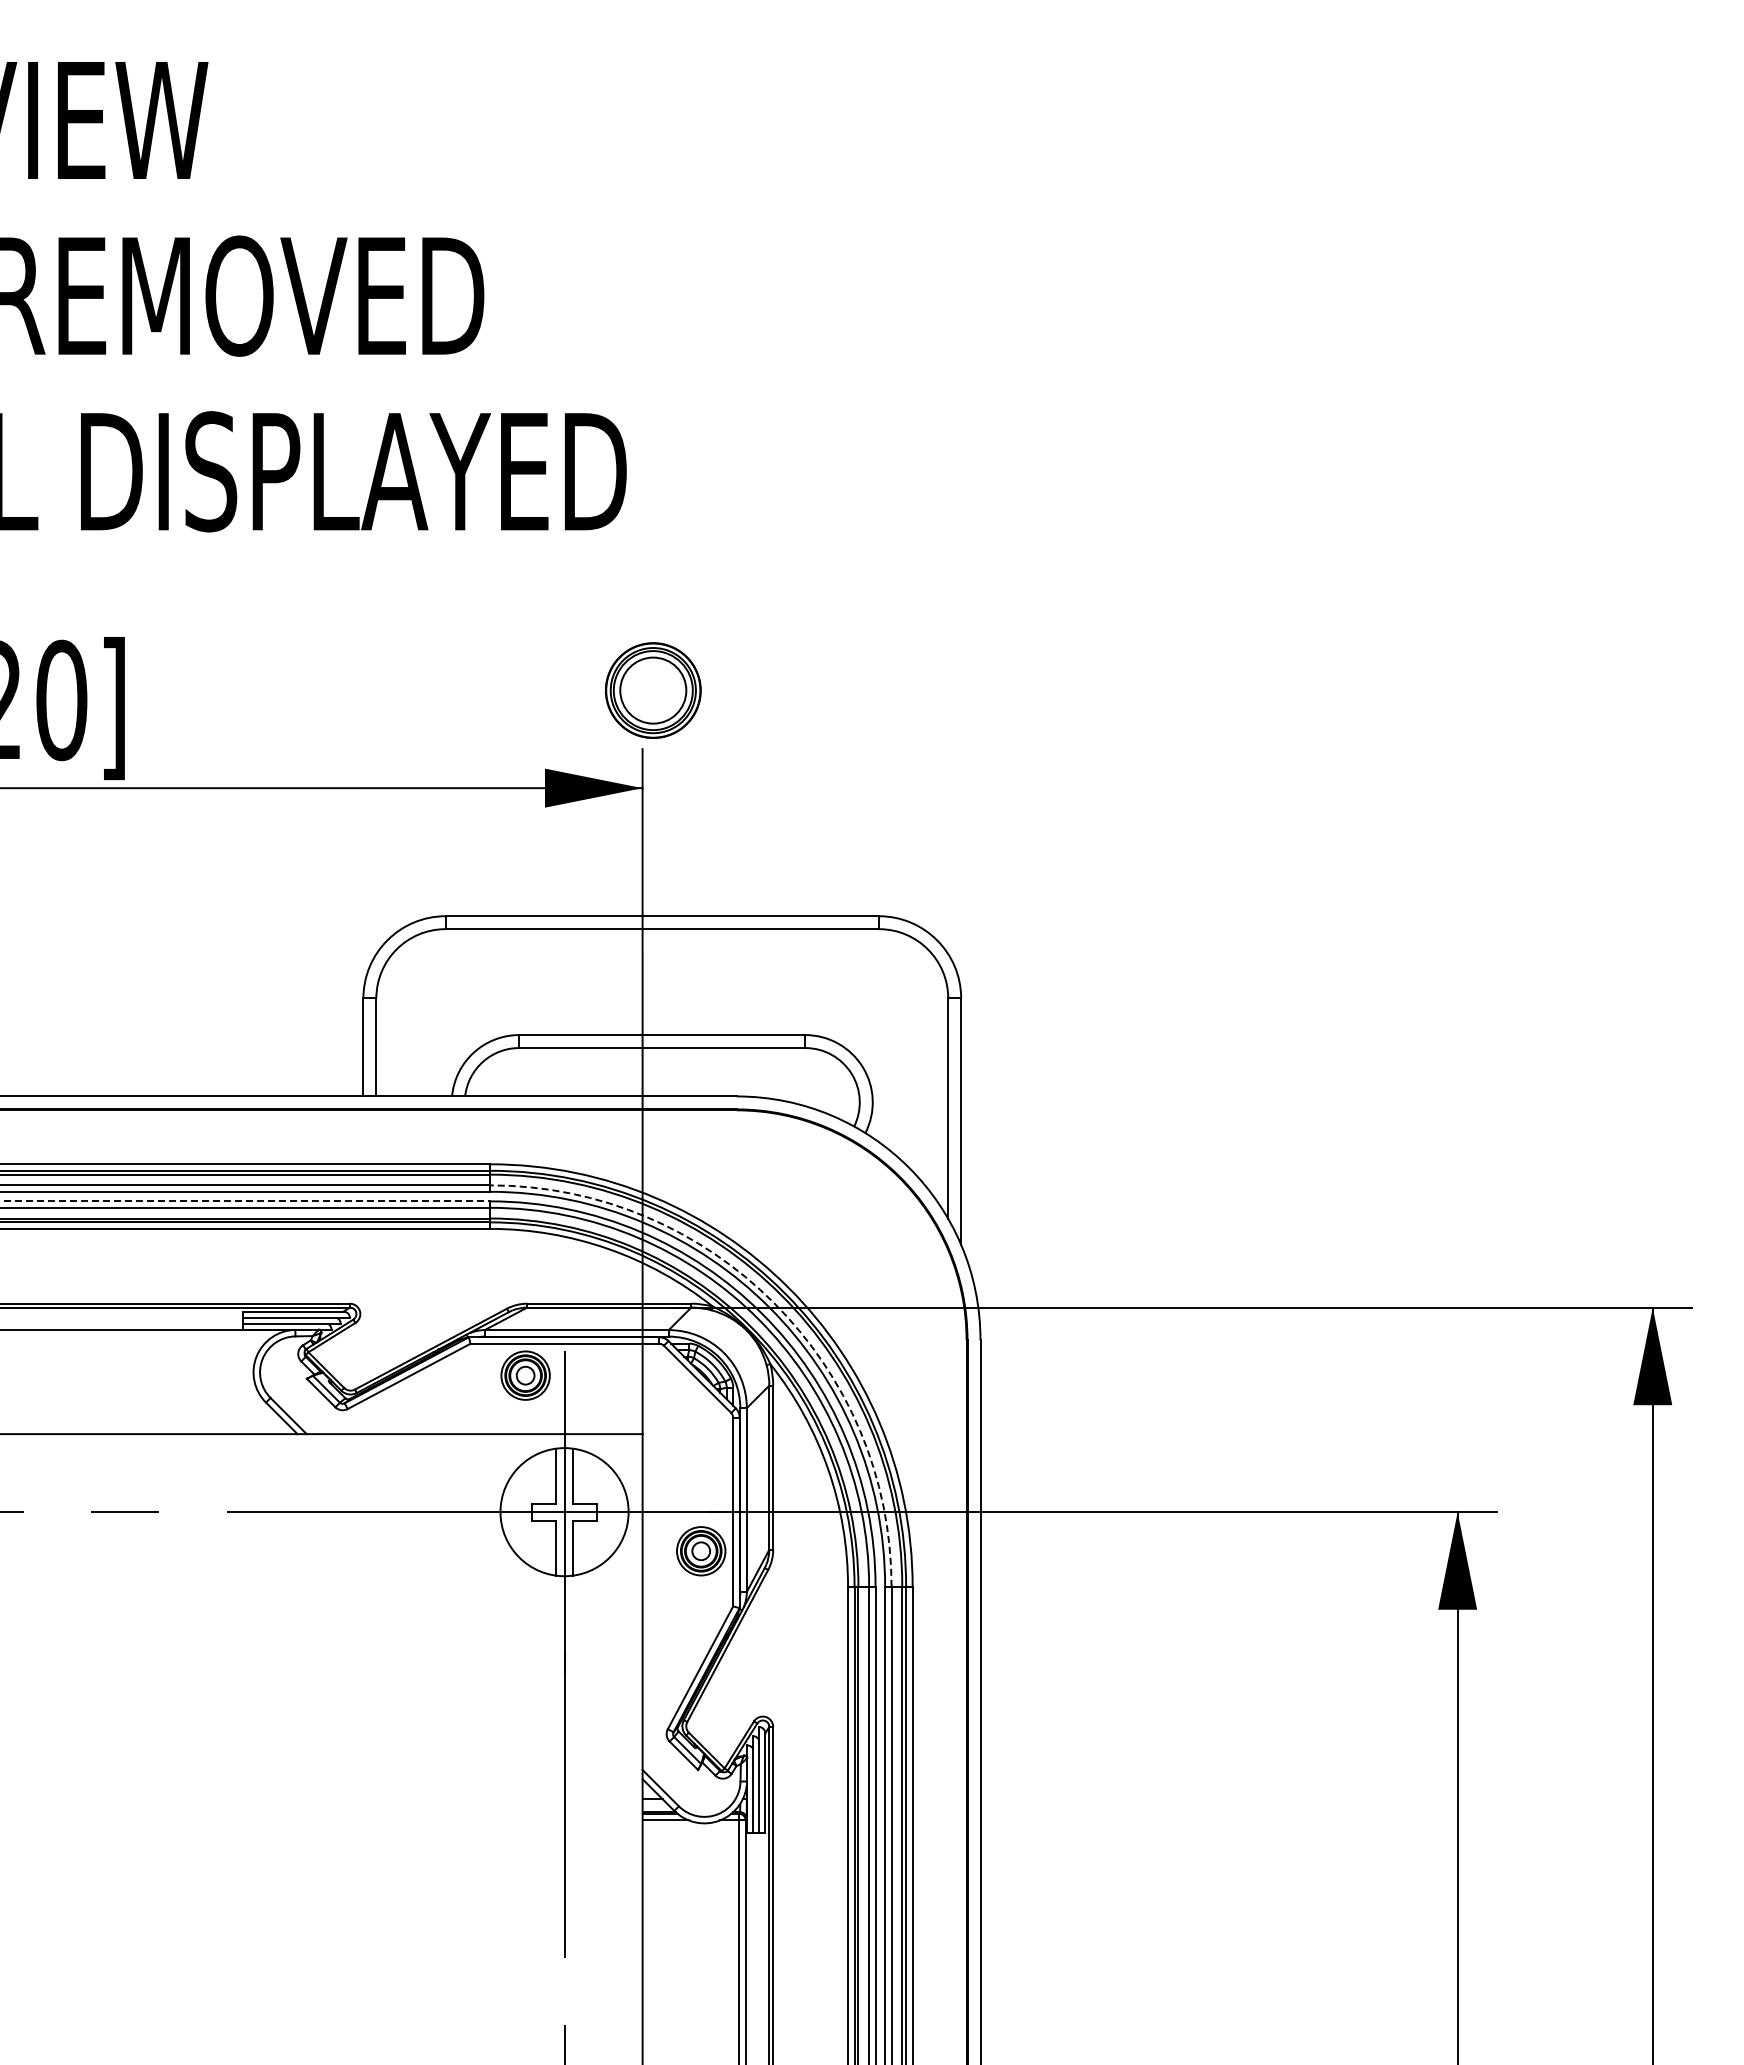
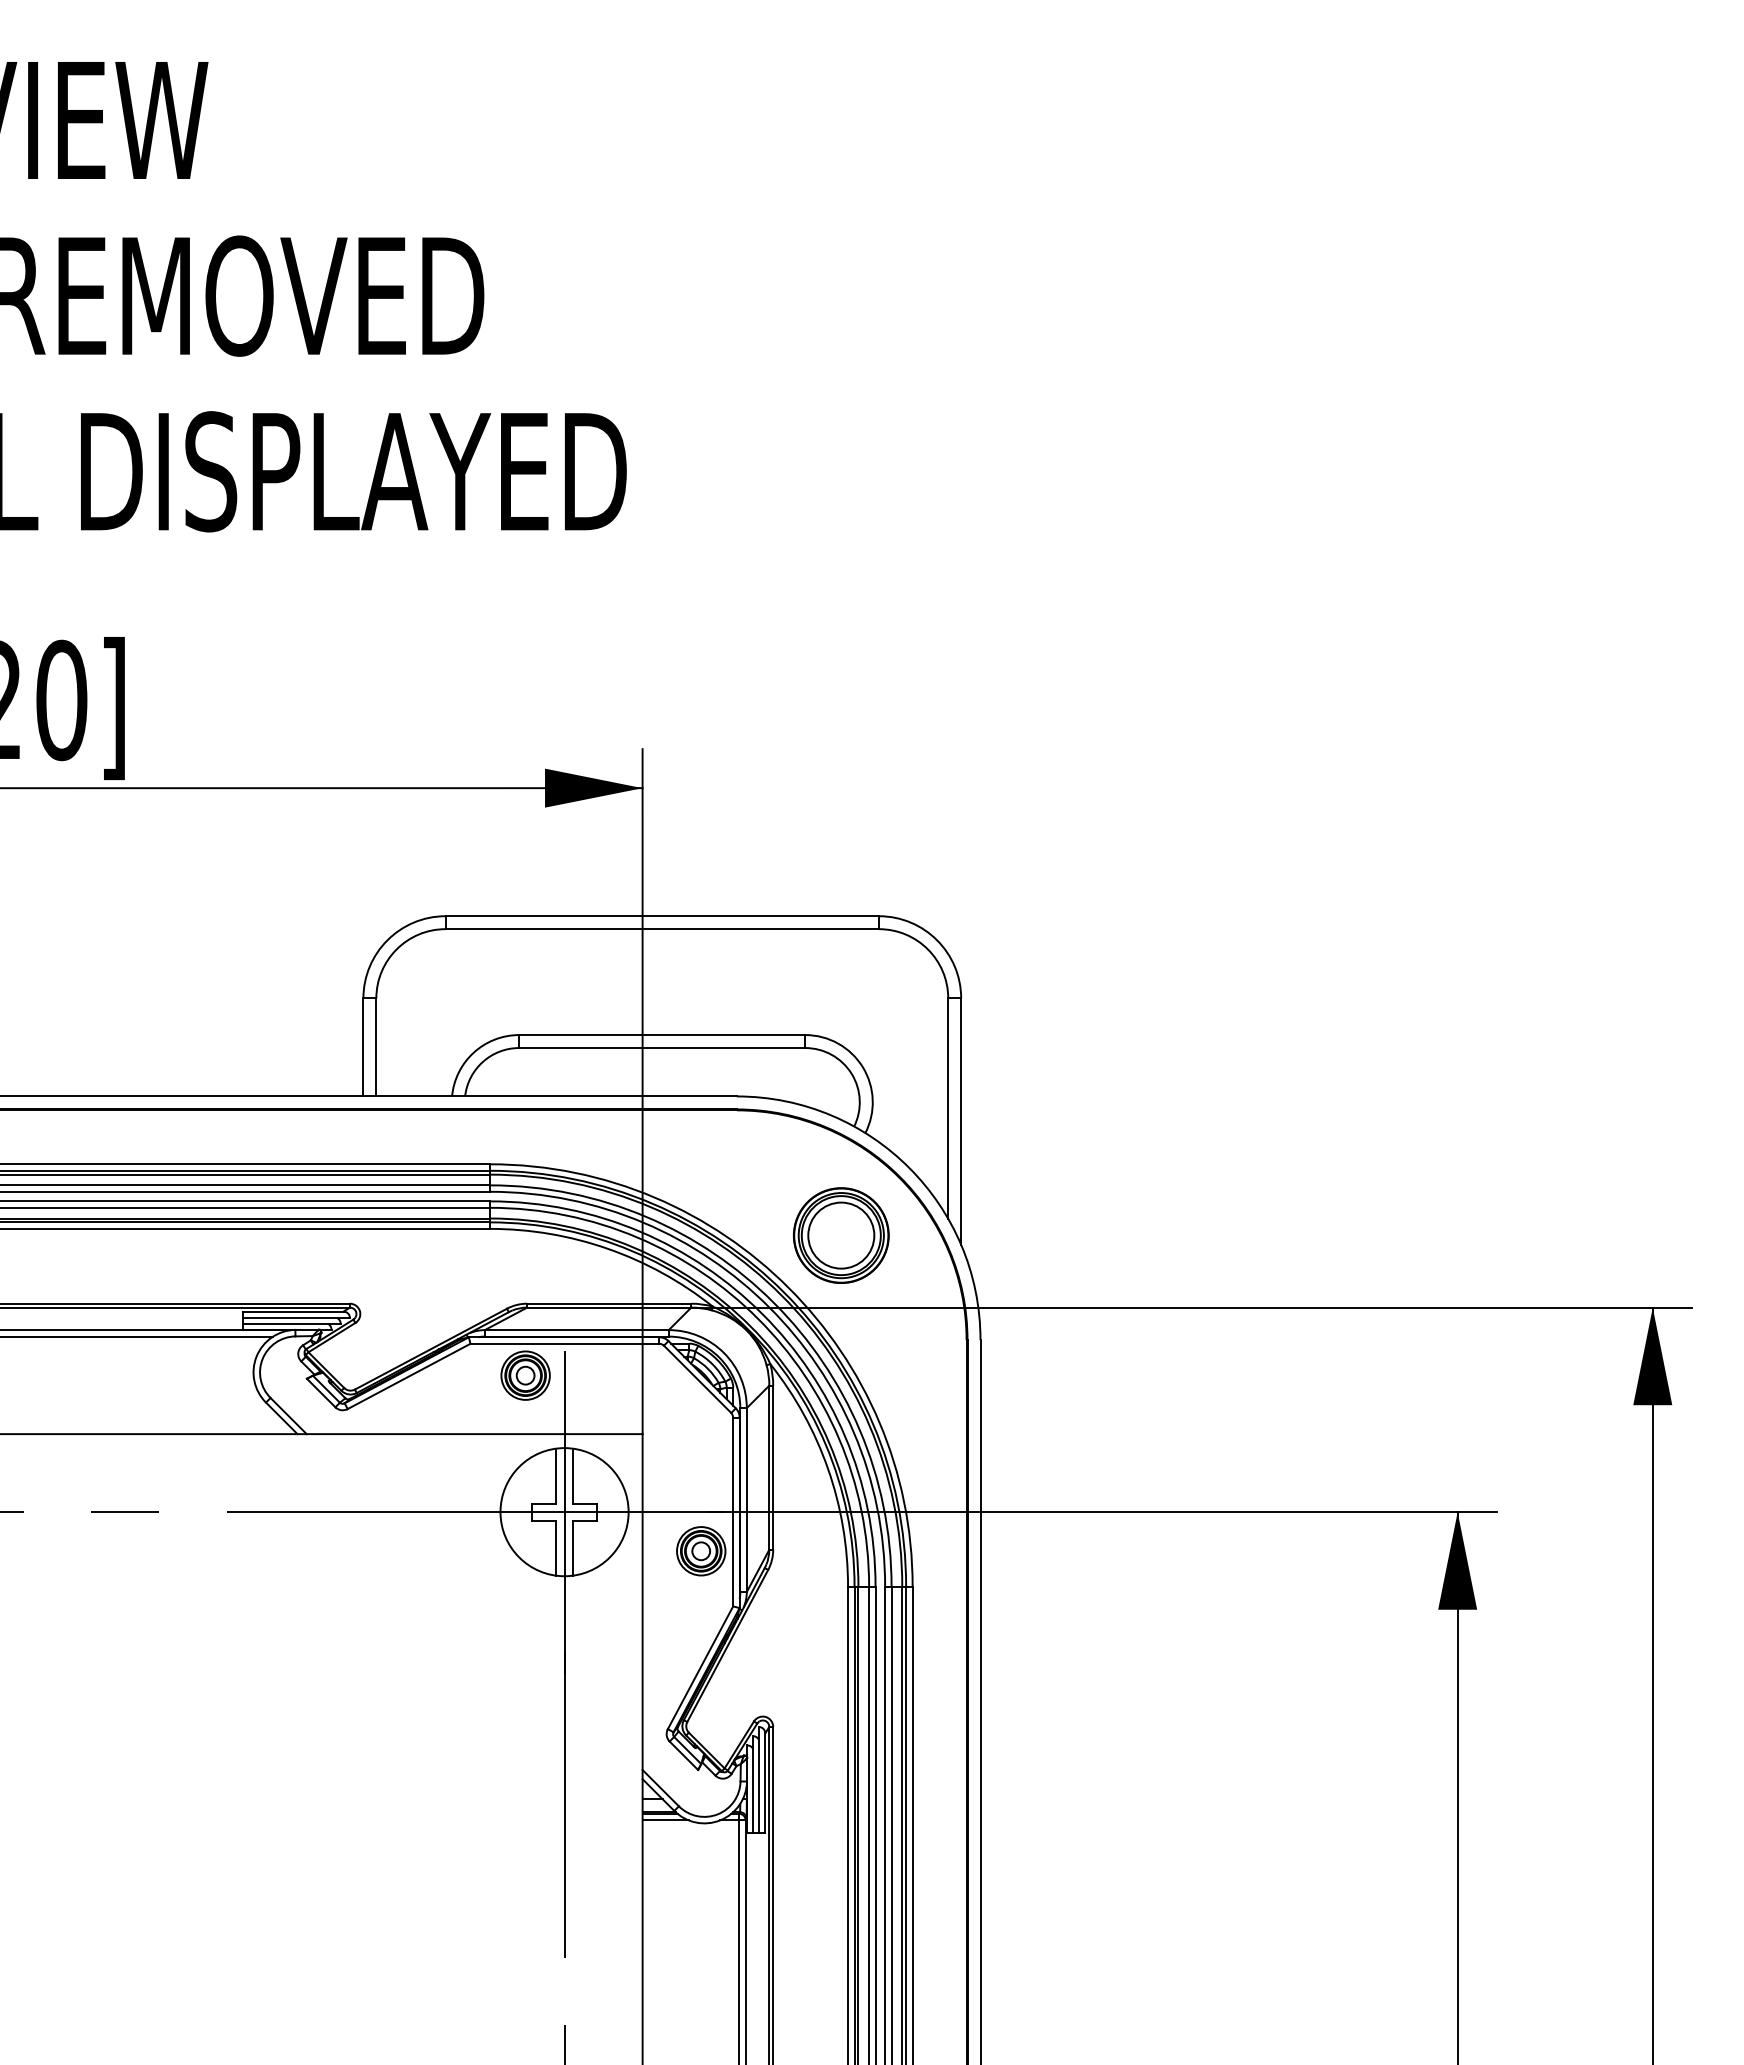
part position: (653, 690) -> (841, 1235) (841, 1235)
line: dashed -> solid (245, 1201)
arc: dashed -> solid (773, 1302)
line: none -> present (137, 1336)
